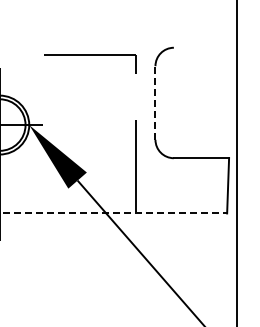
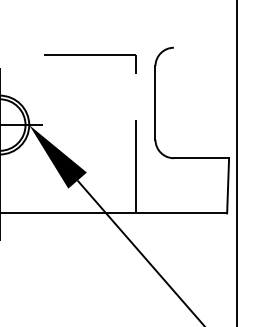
line: dashed -> solid (155, 102)
line: dashed -> solid (114, 213)
